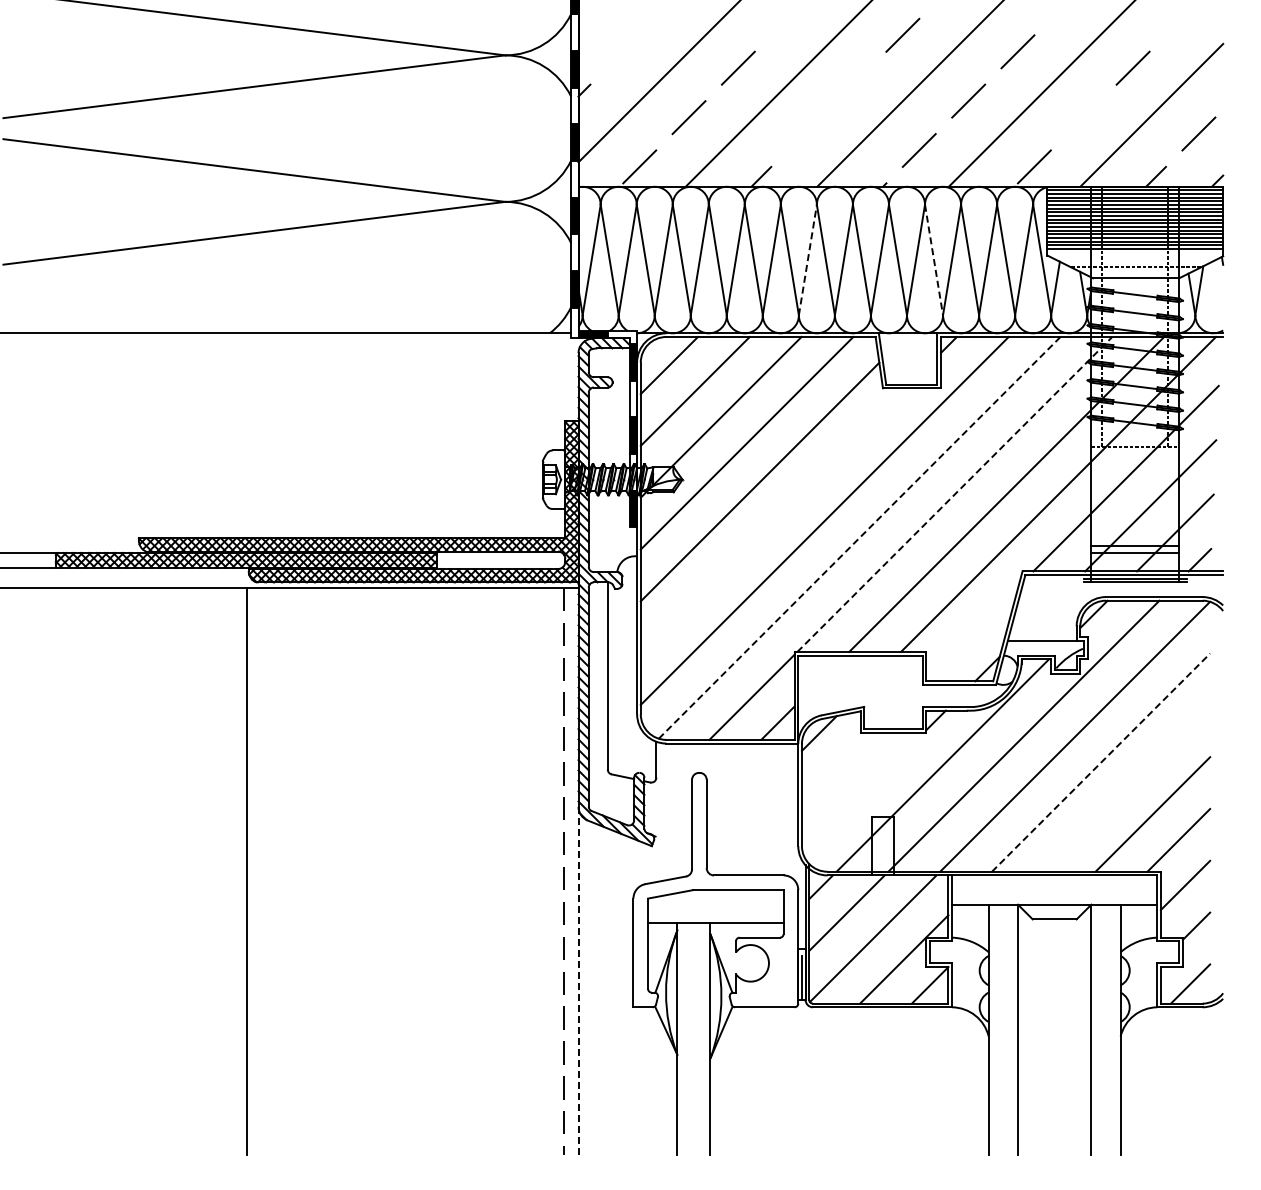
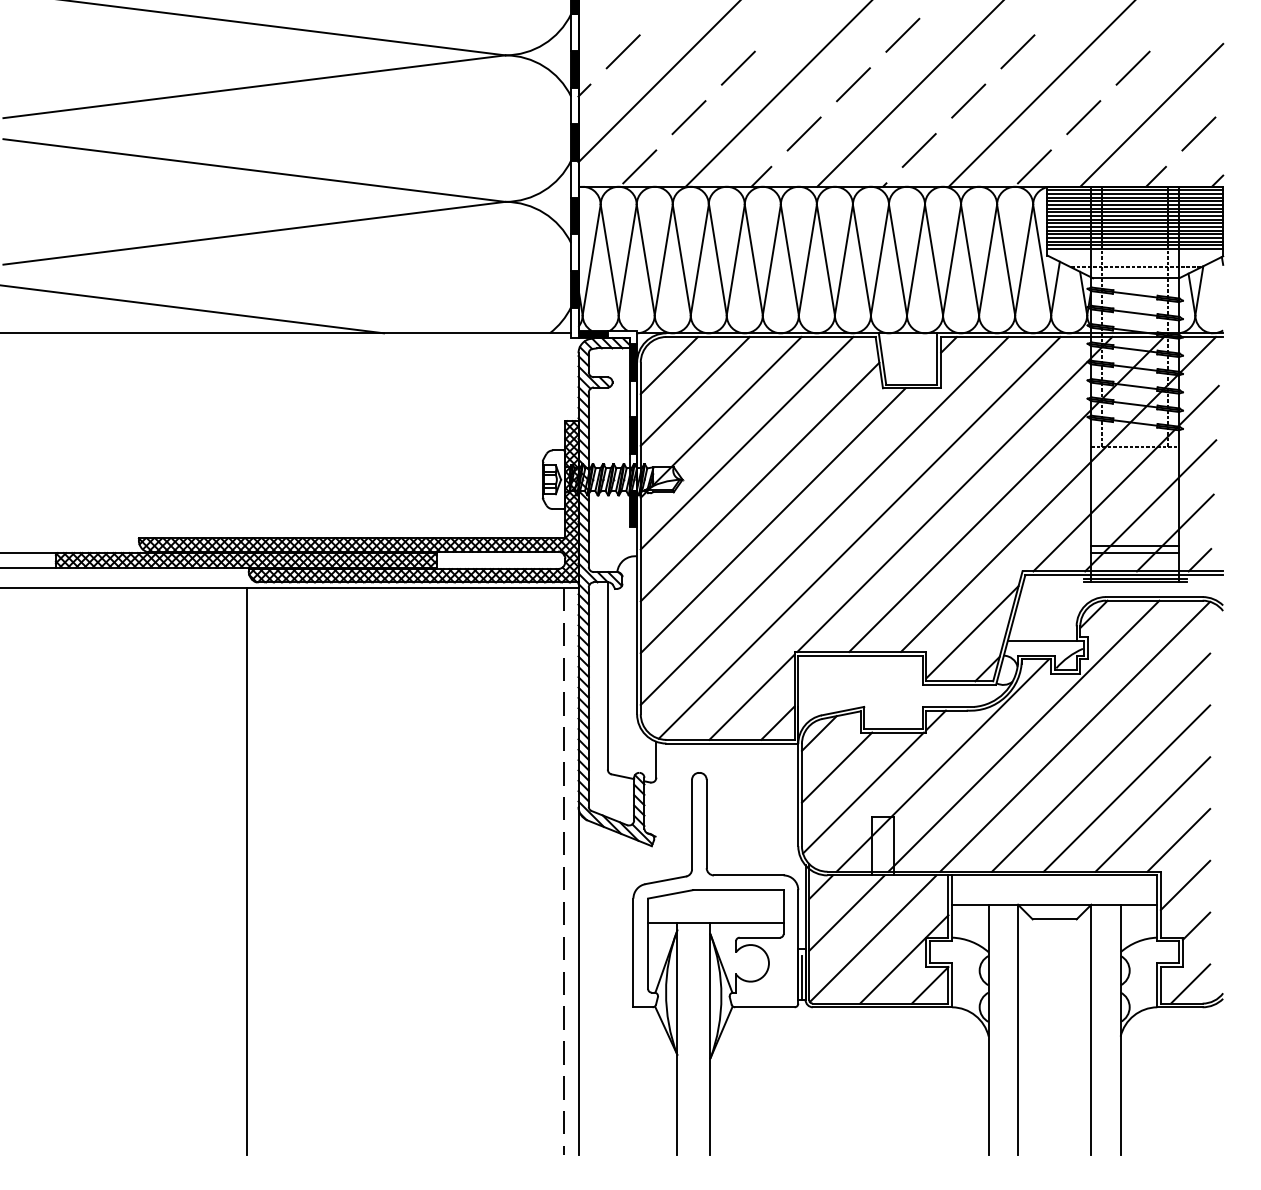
line: none -> present (622, 51)
line: none -> present (853, 84)
line: none -> present (1083, 117)
line: none -> present (803, 133)
line: dashed -> solid (807, 260)
line: dashed -> solid (934, 260)
line: none -> present (193, 309)
line: dashed -> solid (954, 494)
line: none -> present (772, 520)
line: dashed -> solid (860, 537)
line: none -> present (972, 632)
line: dashed -> solid (1101, 762)
line: none -> present (836, 767)
line: none -> present (1126, 788)
line: none -> present (863, 792)
line: dashed -> solid (578, 980)
